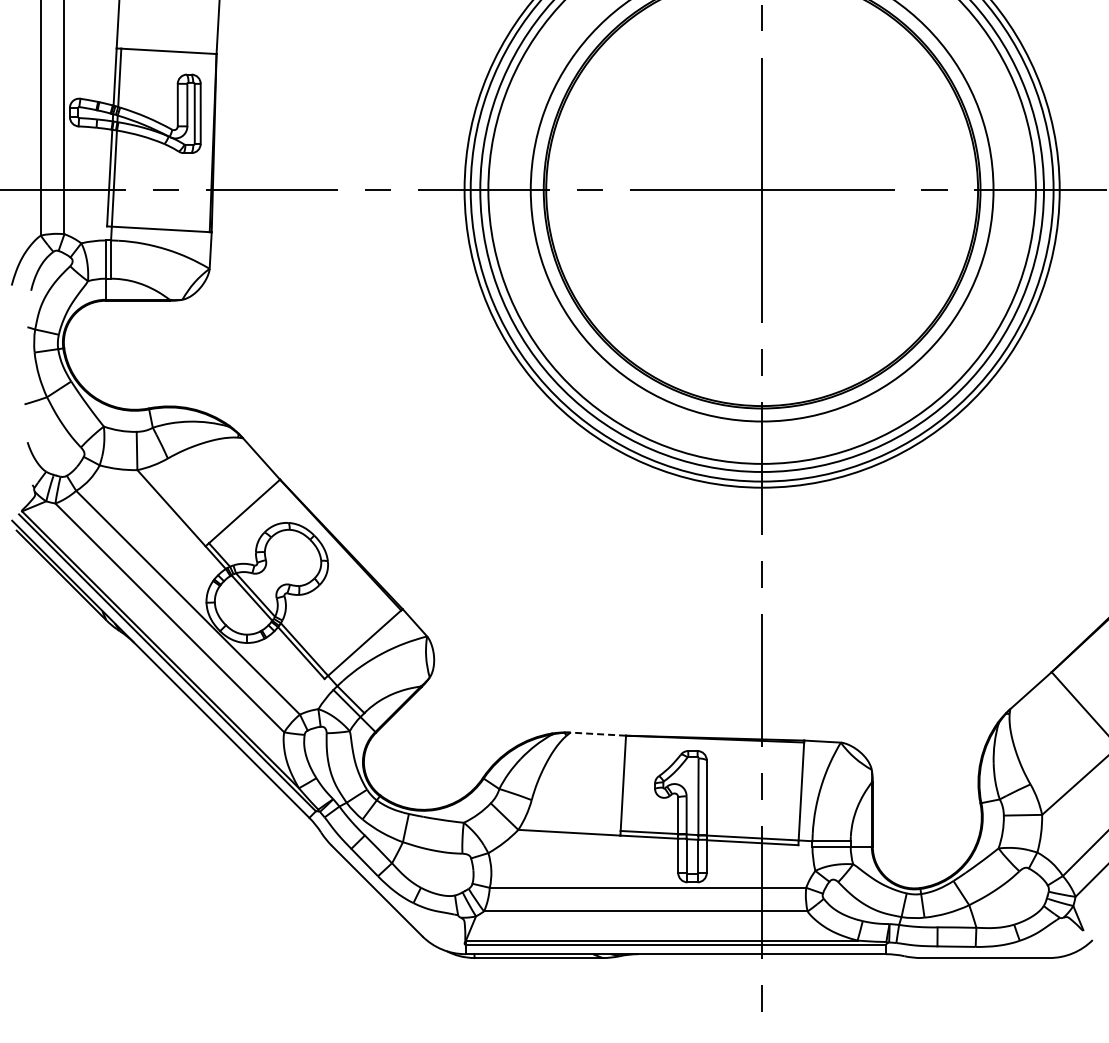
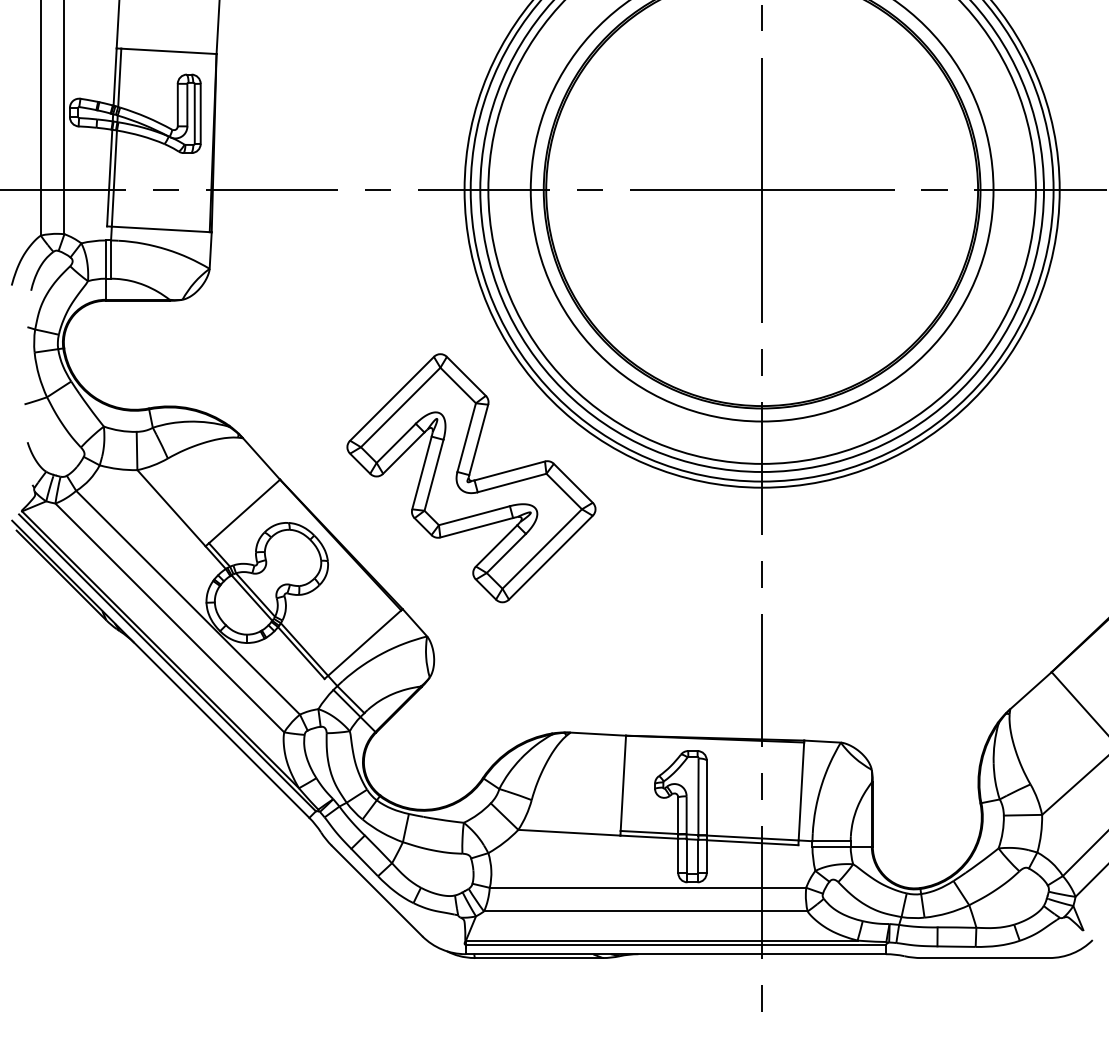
part: none -> present (471, 478)
line: dashed -> solid (598, 734)
